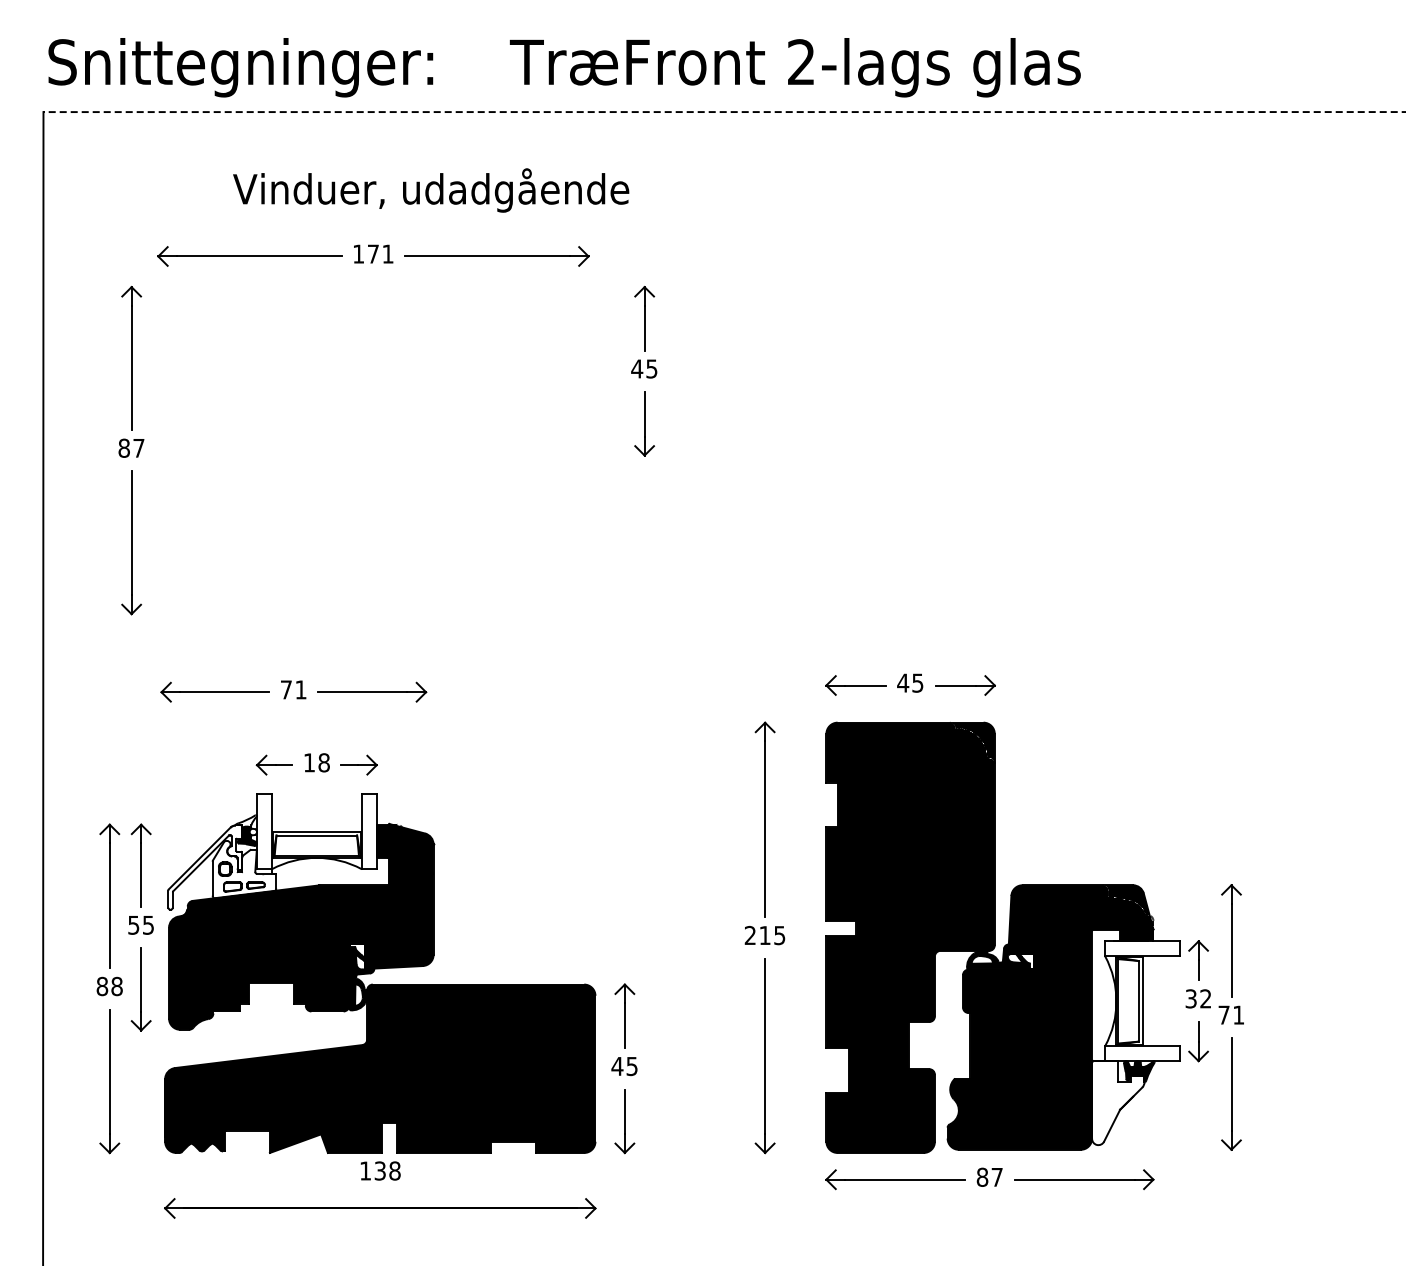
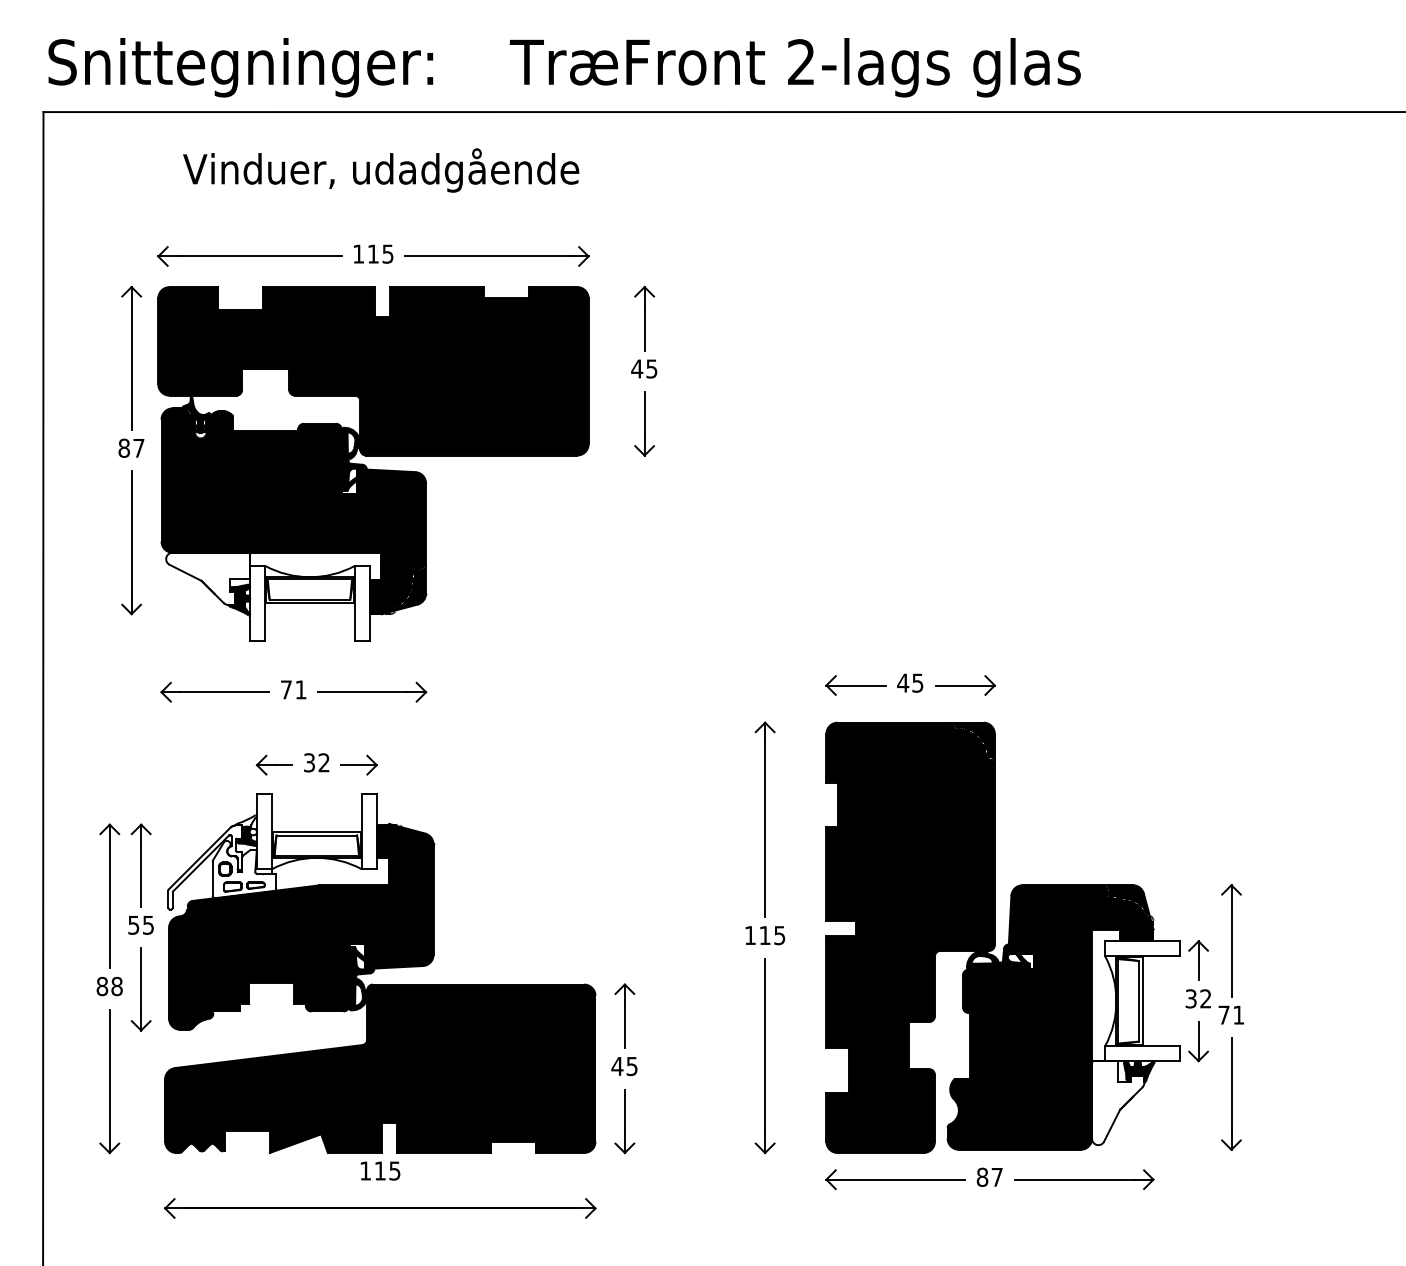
line: dashed -> solid (724, 112)
text position: (431, 190) -> (381, 170) (381, 170)
text: 171 -> 115 (380, 253)
part: none -> present (373, 463)
text: 18 -> 32 (316, 762)
text: 215 -> 115 (749, 934)
text: 138 -> 115 (387, 1170)
